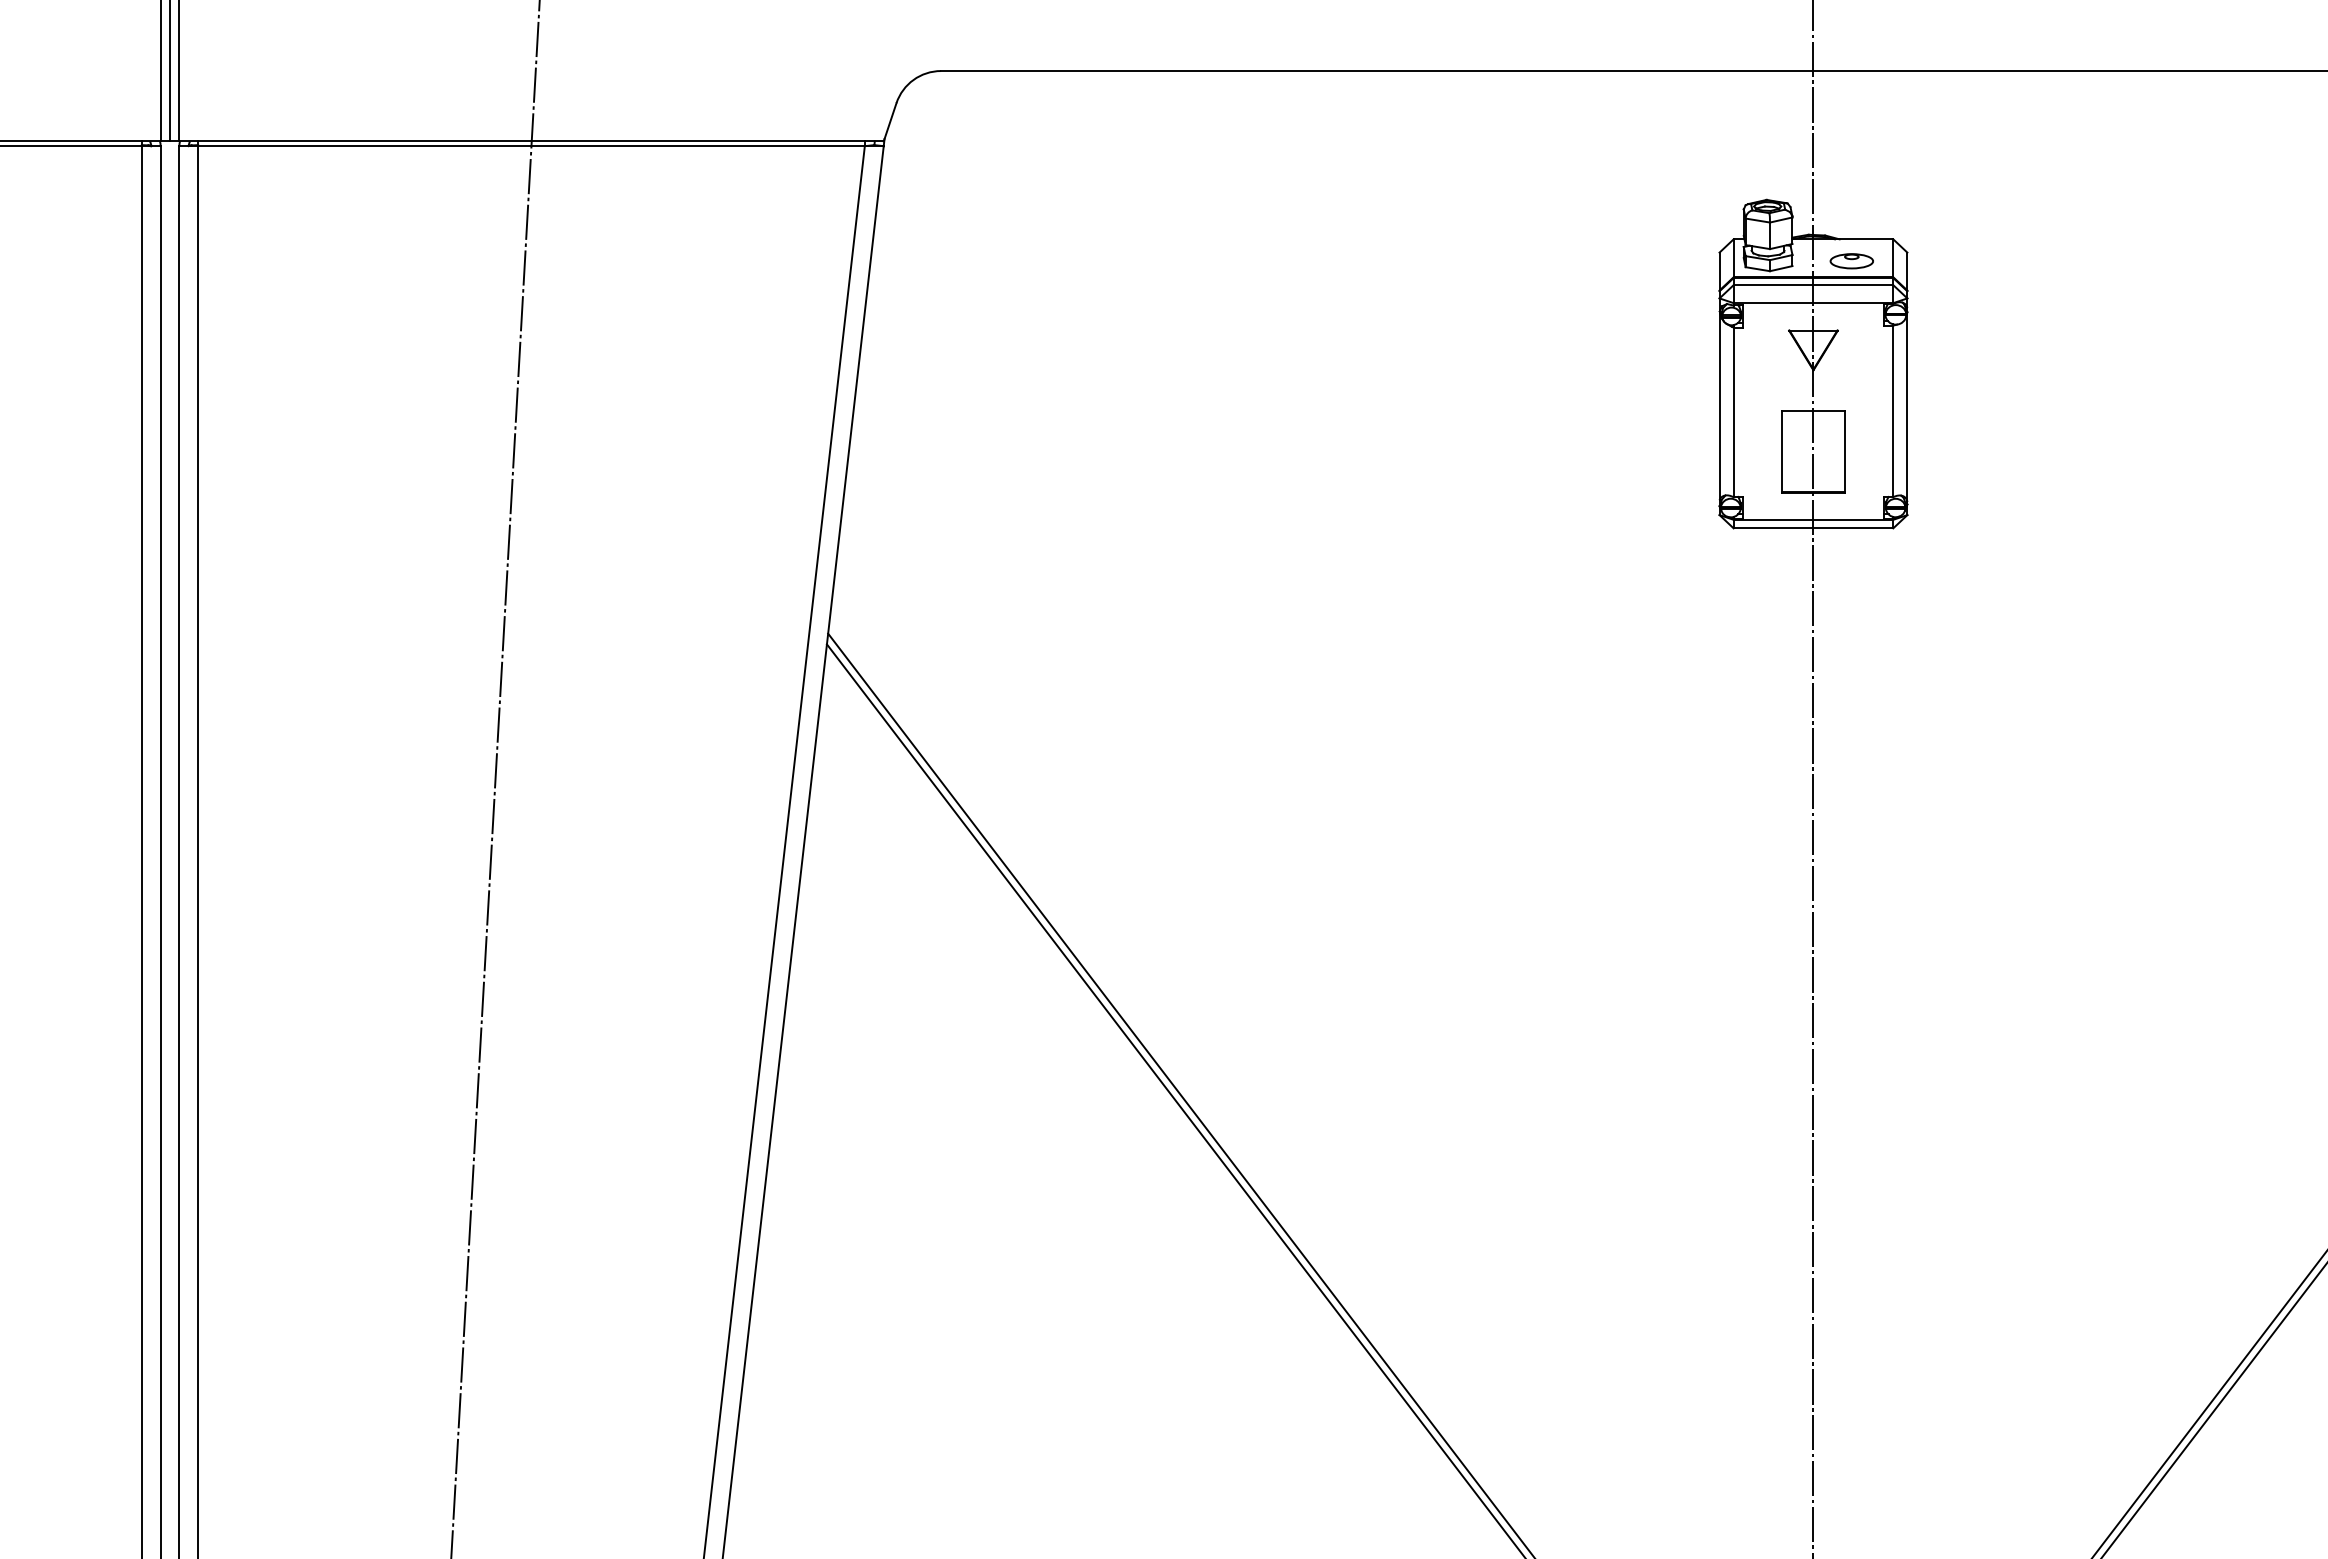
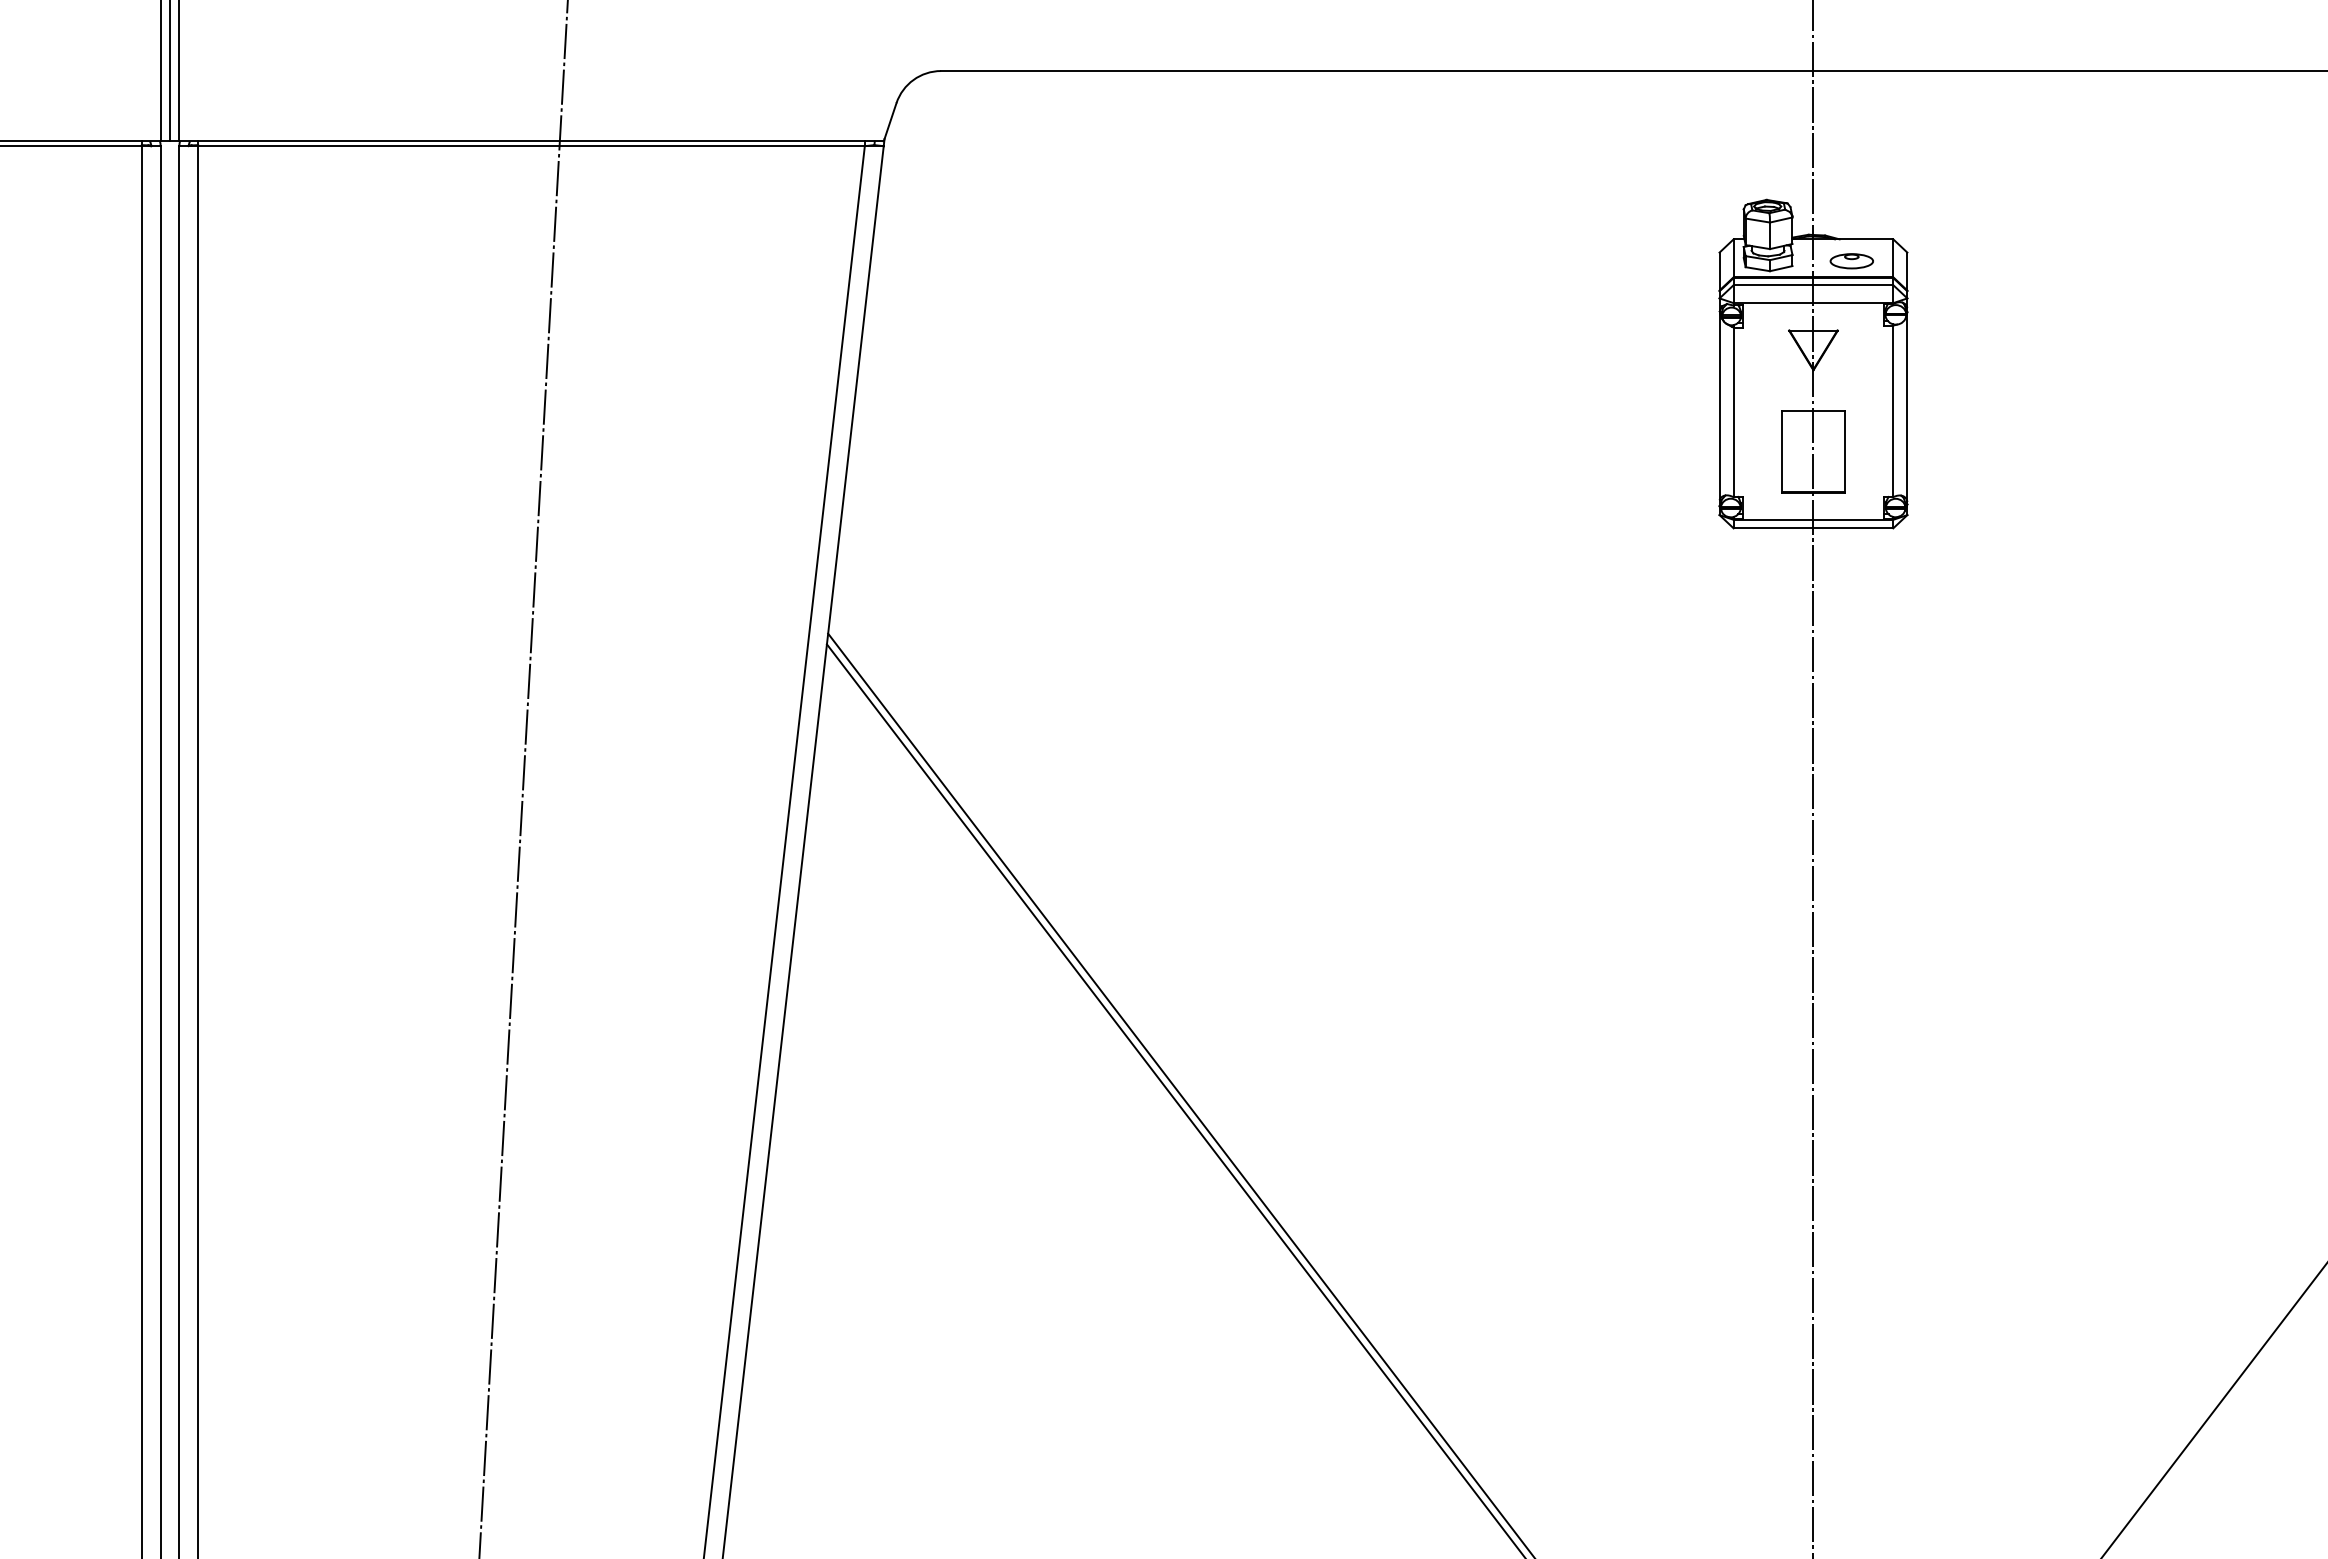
line position: (495, 778) -> (523, 778) (523, 778)
line: present -> none (2209, 1404)
